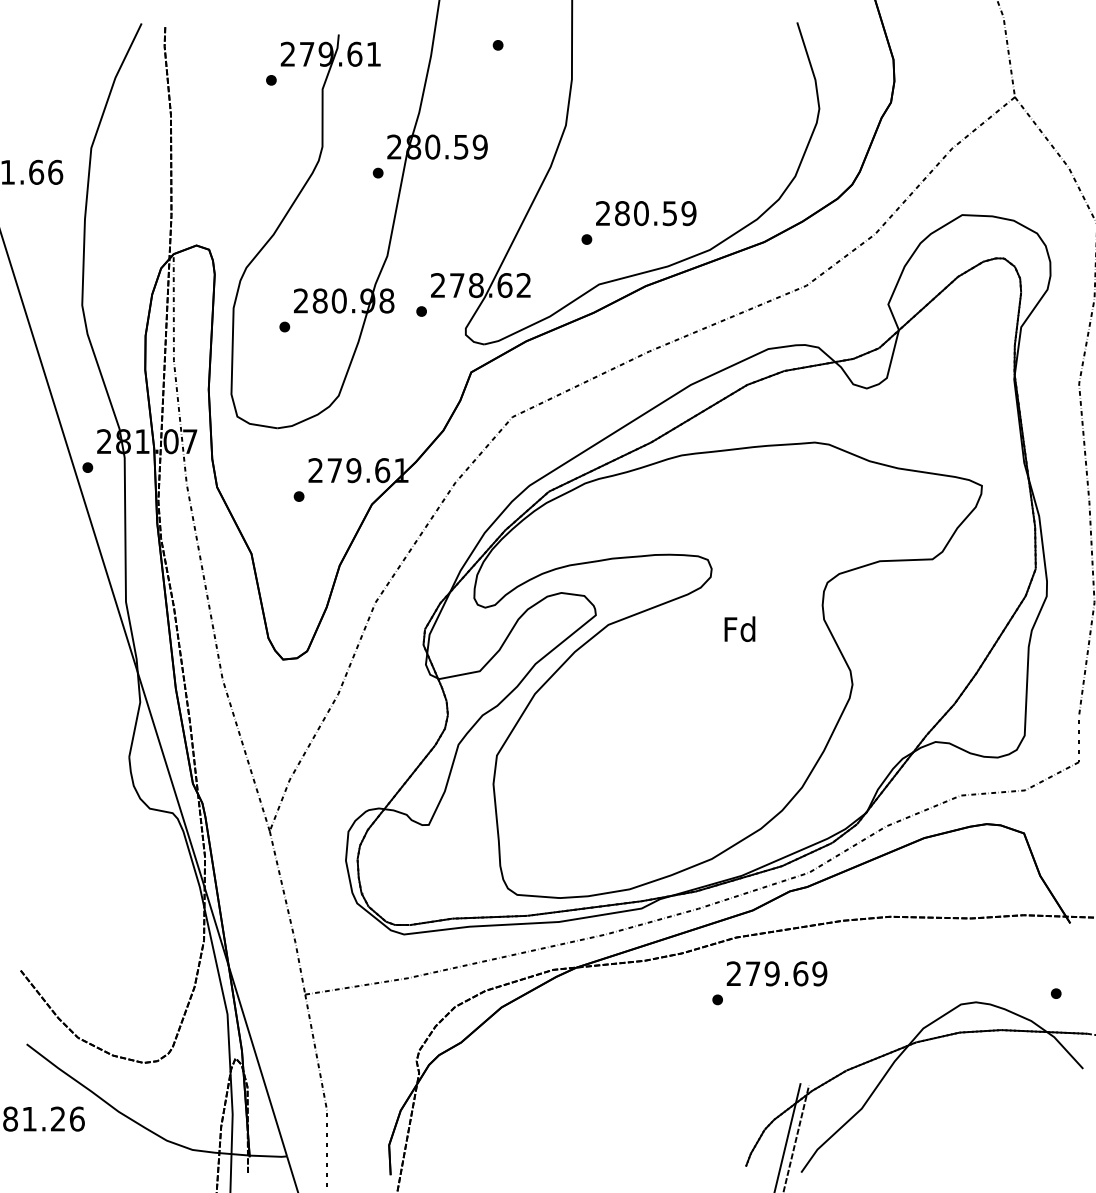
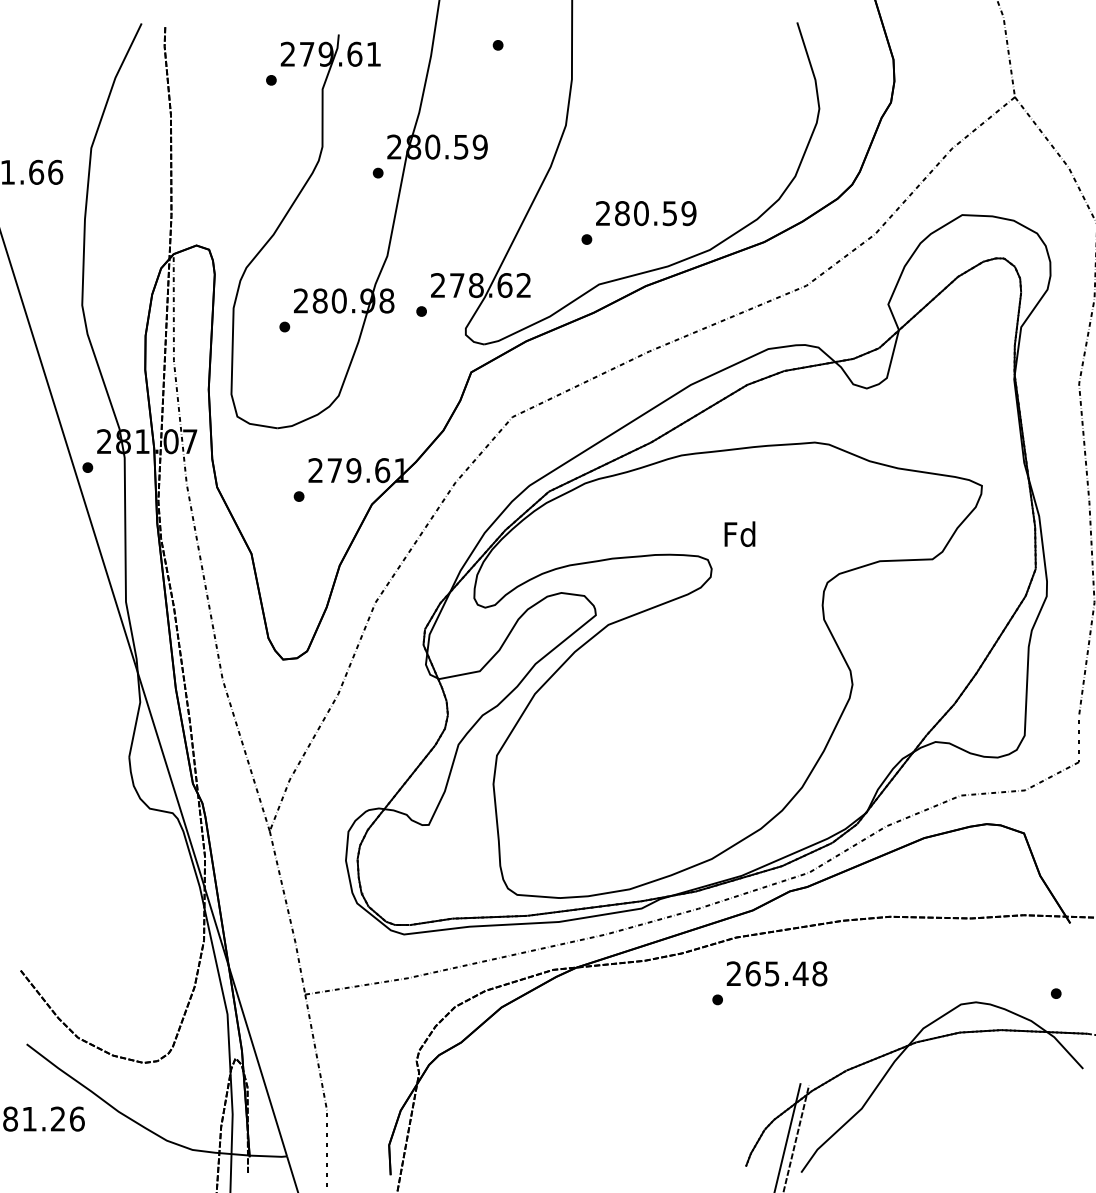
text position: (739, 628) -> (739, 533) (739, 533)
text: 279.69 -> 265.48 (786, 973)
